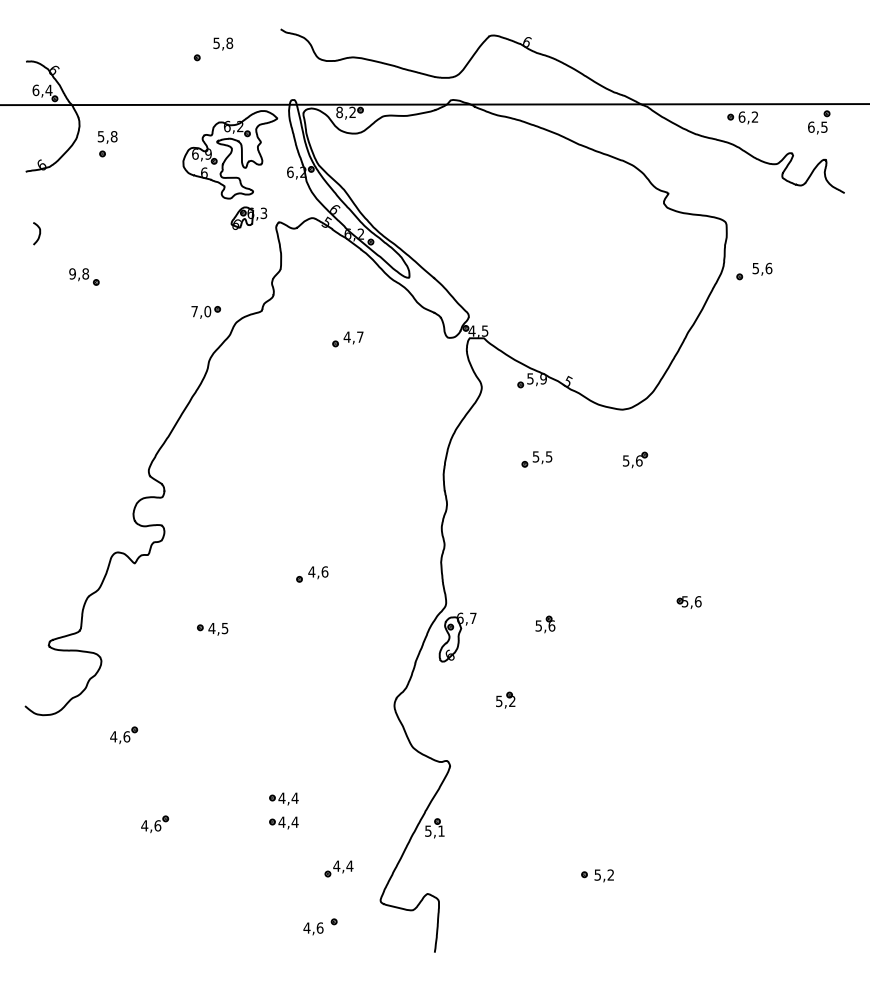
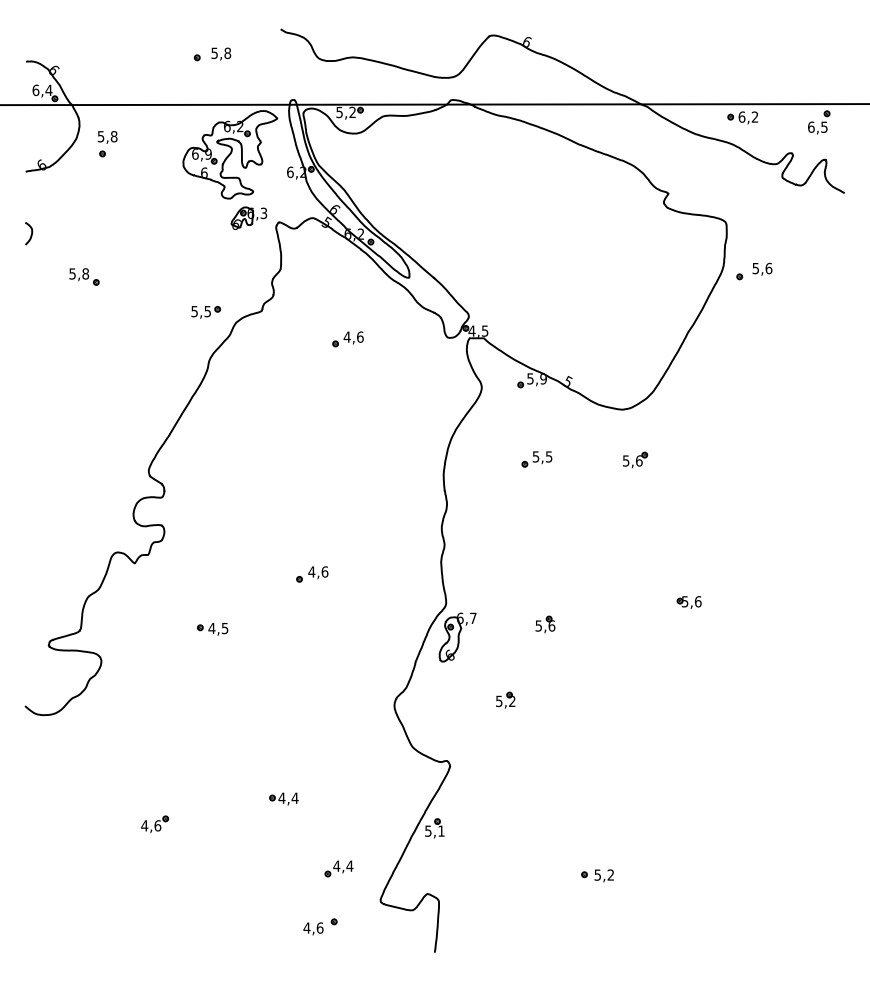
text position: (223, 43) -> (221, 53) (221, 53)
text: 8,2 -> 5,2 (339, 112)
curve position: (39, 233) -> (31, 233) (31, 233)
text: 9,8 -> 5,8 (72, 273)
text: 7,0 -> 5,5 (201, 311)
text: 4,7 -> 4,6 (360, 336)
part: present -> none (124, 735)
part: present -> none (283, 822)
